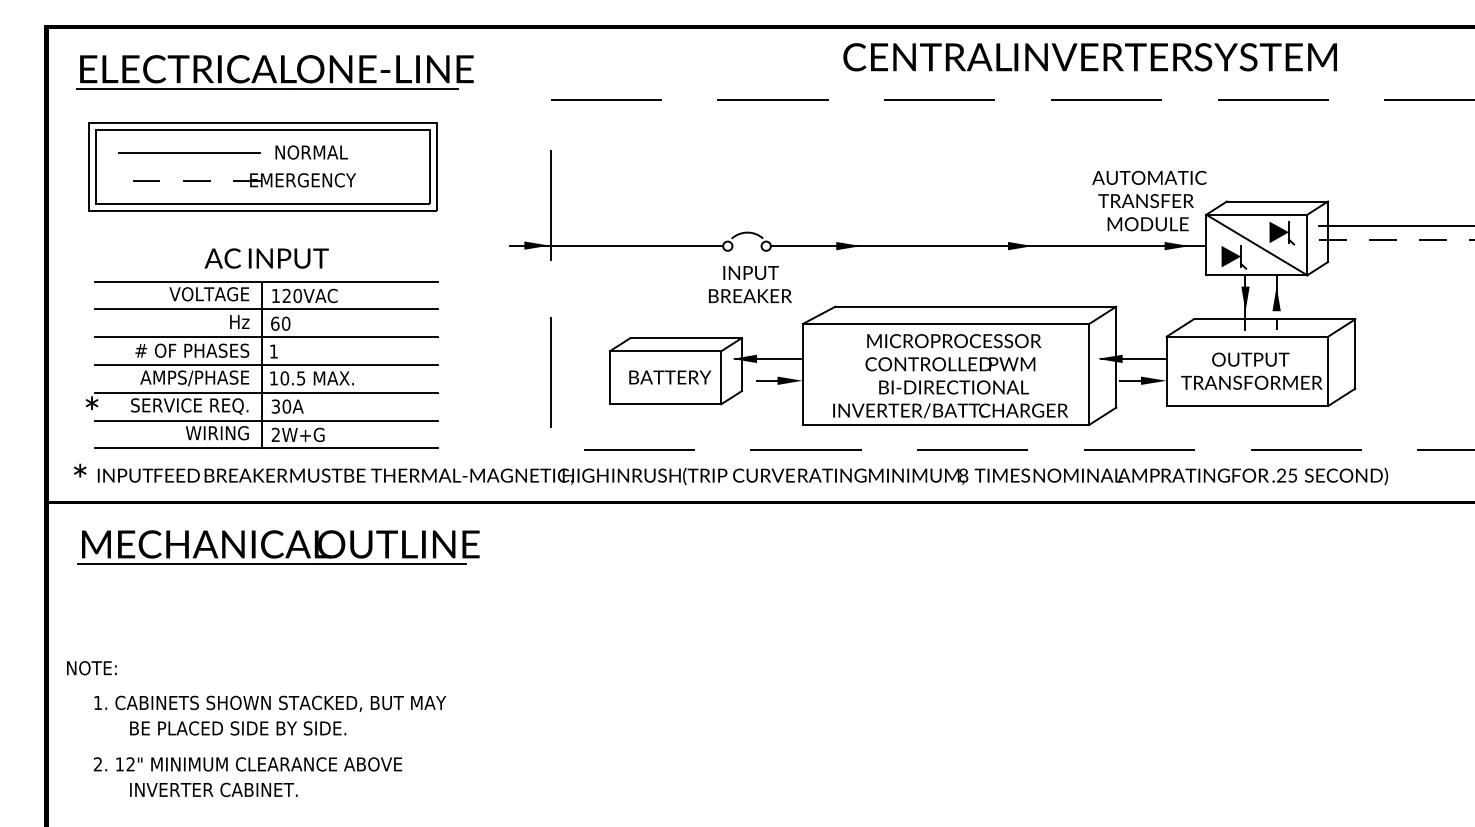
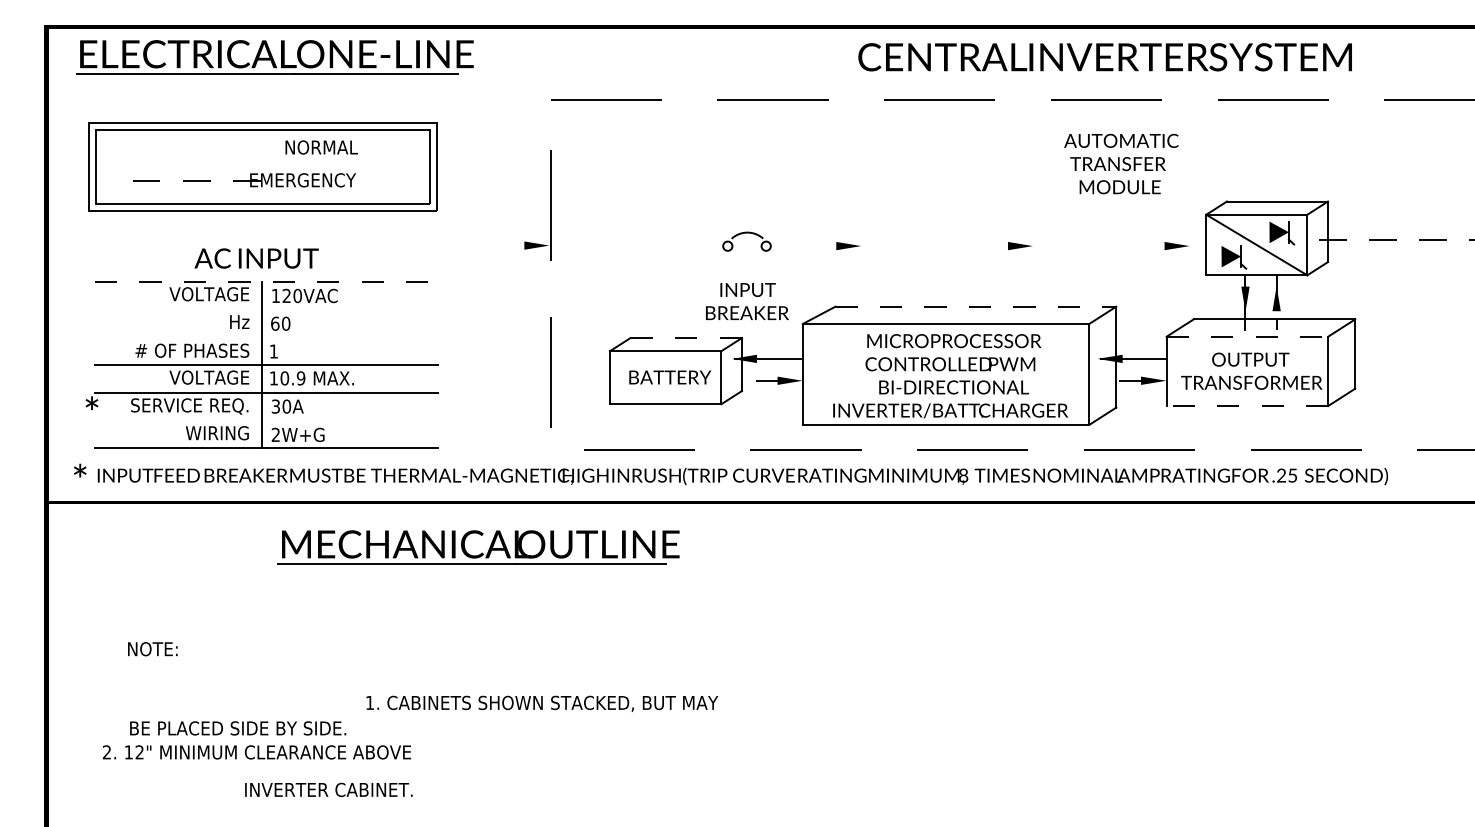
text position: (1089, 57) -> (1104, 57) (1104, 57)
part position: (274, 72) -> (274, 57) (274, 57)
text position: (311, 152) -> (321, 147) (321, 147)
line: present -> none (189, 153)
text position: (1149, 200) -> (1121, 163) (1121, 163)
line: present -> none (1394, 226)
line: present -> none (616, 246)
line: present -> none (988, 246)
text position: (266, 258) -> (256, 258) (256, 258)
line: solid -> dashed (266, 281)
text position: (750, 284) -> (747, 301) (747, 301)
line: solid -> dashed (976, 306)
line: present -> none (266, 309)
line: solid -> dashed (1247, 336)
line: present -> none (266, 337)
line: solid -> dashed (686, 338)
text: AMPS/PHASE -> VOLTAGE (189, 378)
text: 10.5 -> 10.9 (300, 378)
line: solid -> dashed (1247, 406)
line: present -> none (266, 420)
part position: (278, 547) -> (478, 547) (478, 547)
text position: (91, 668) -> (152, 649) (152, 649)
text position: (270, 703) -> (542, 703) (542, 703)
text position: (248, 764) -> (257, 752) (257, 752)
text position: (213, 789) -> (328, 789) (328, 789)
